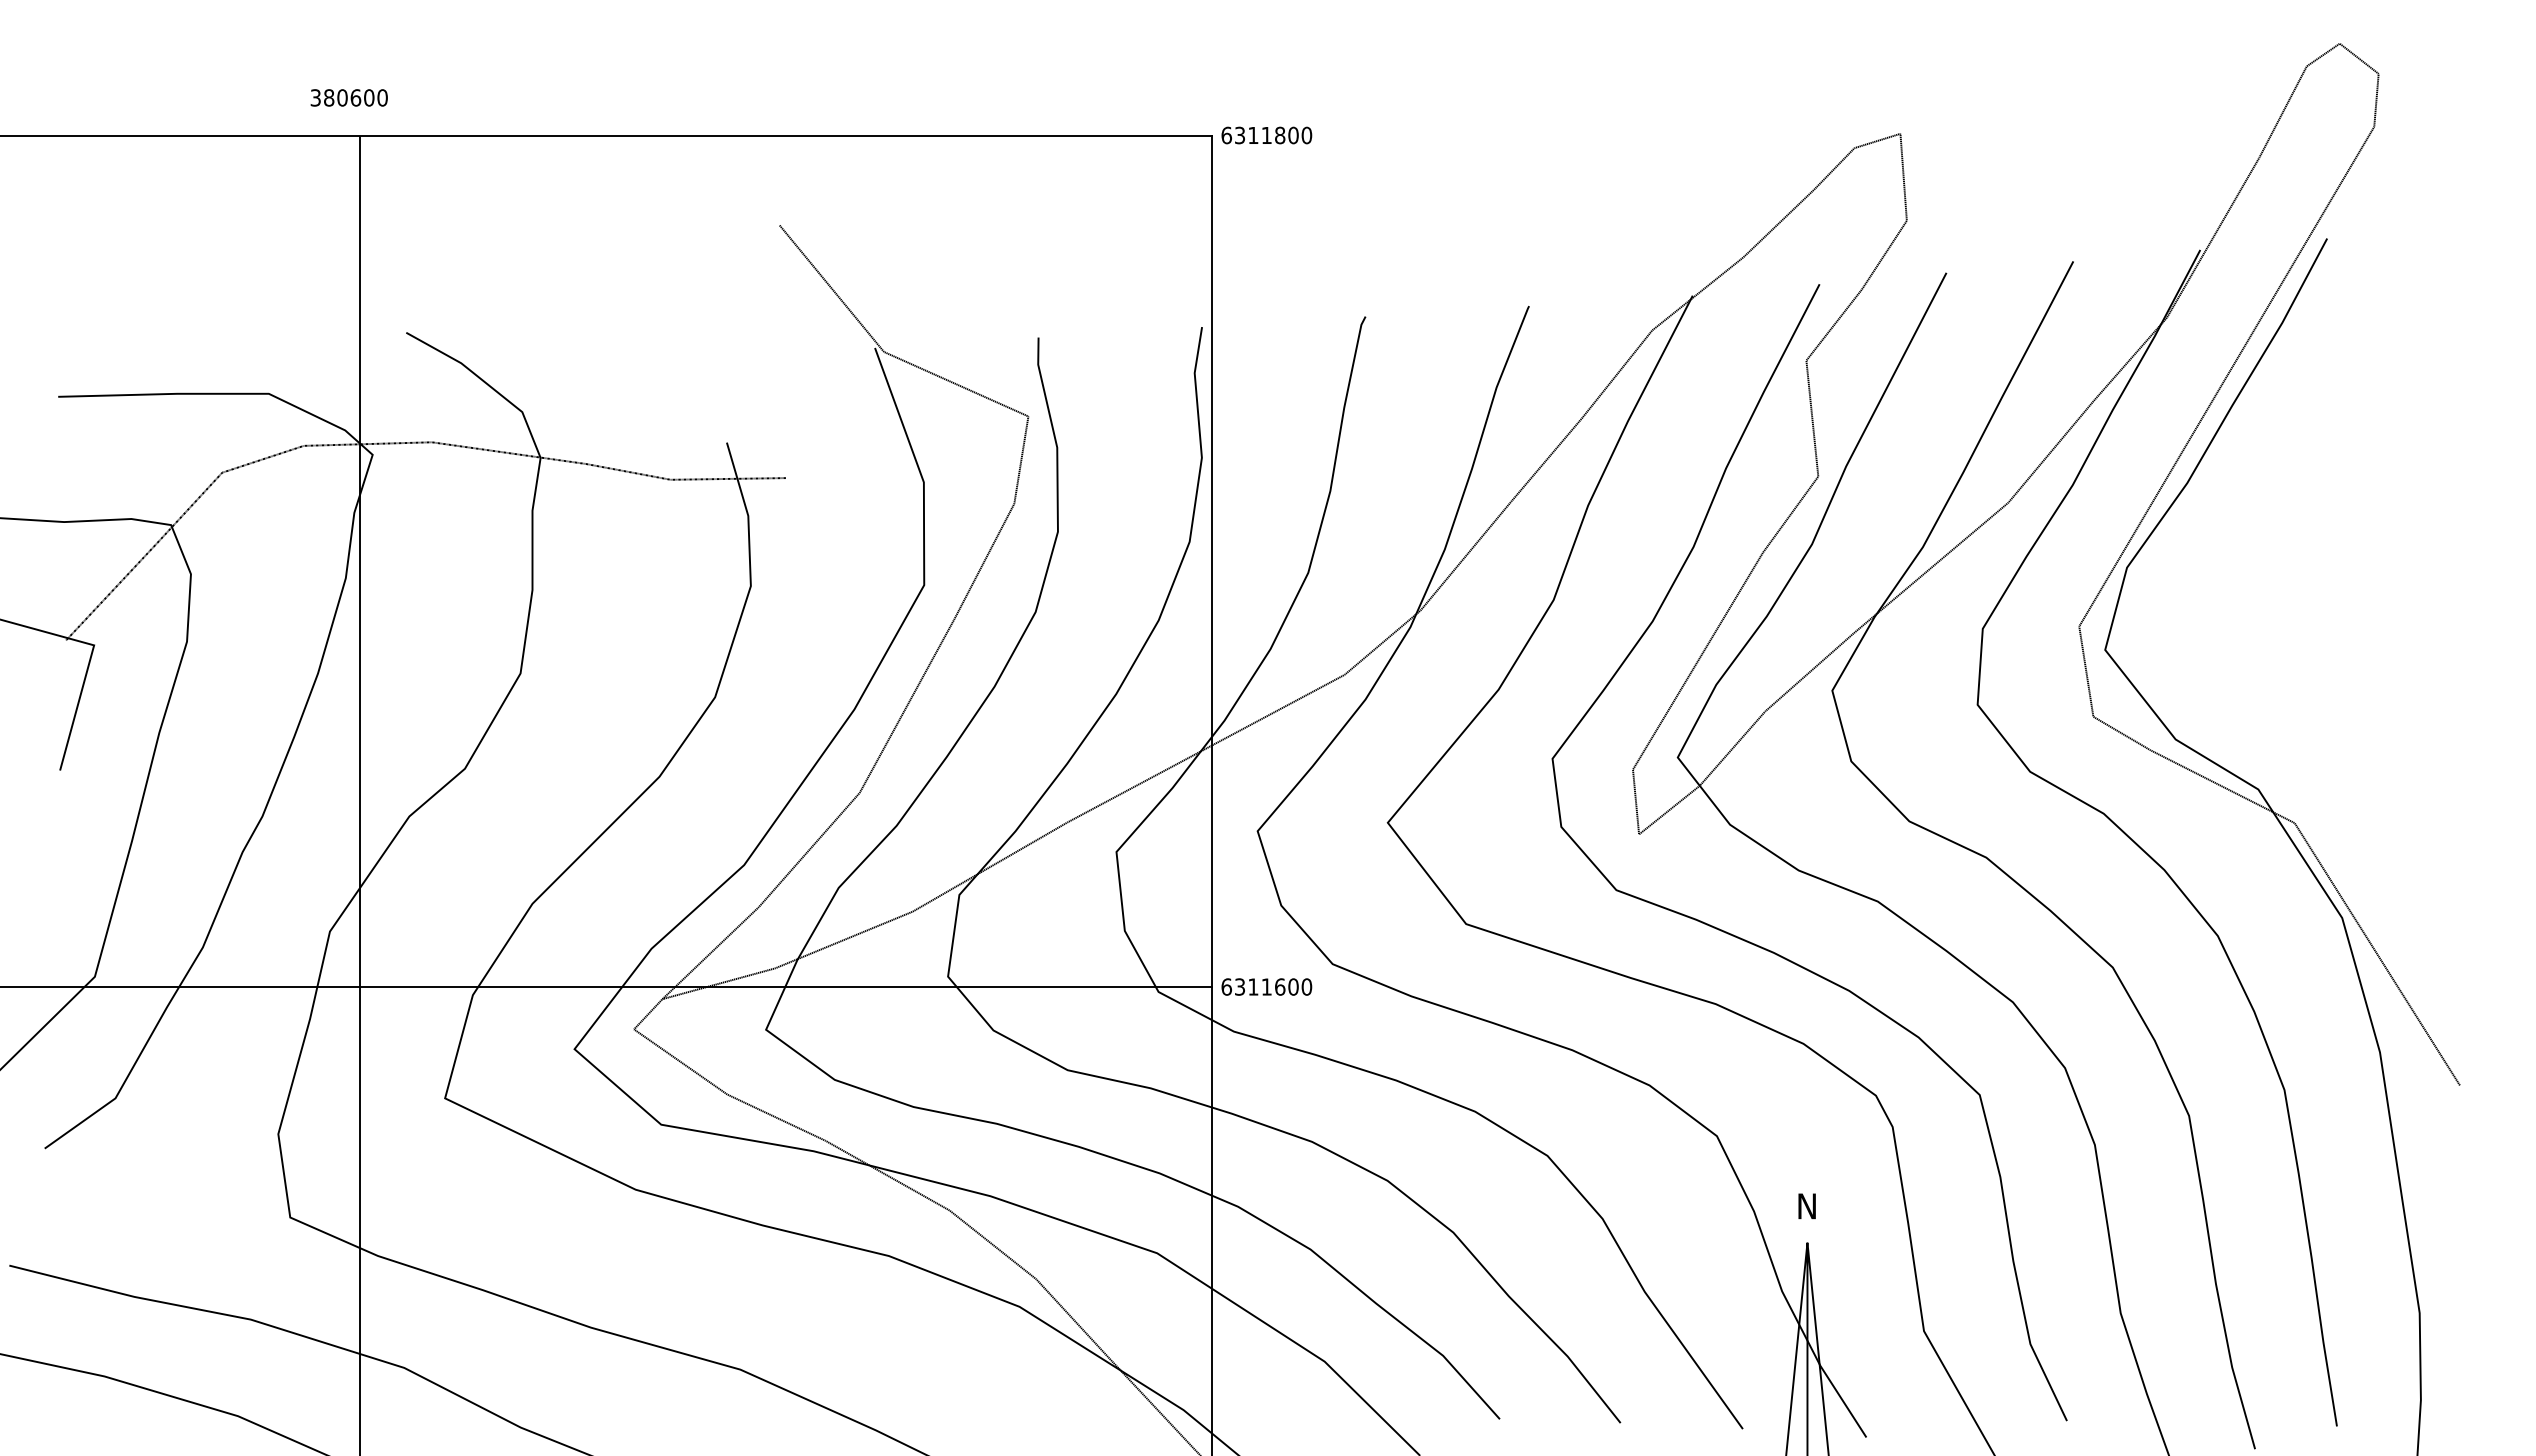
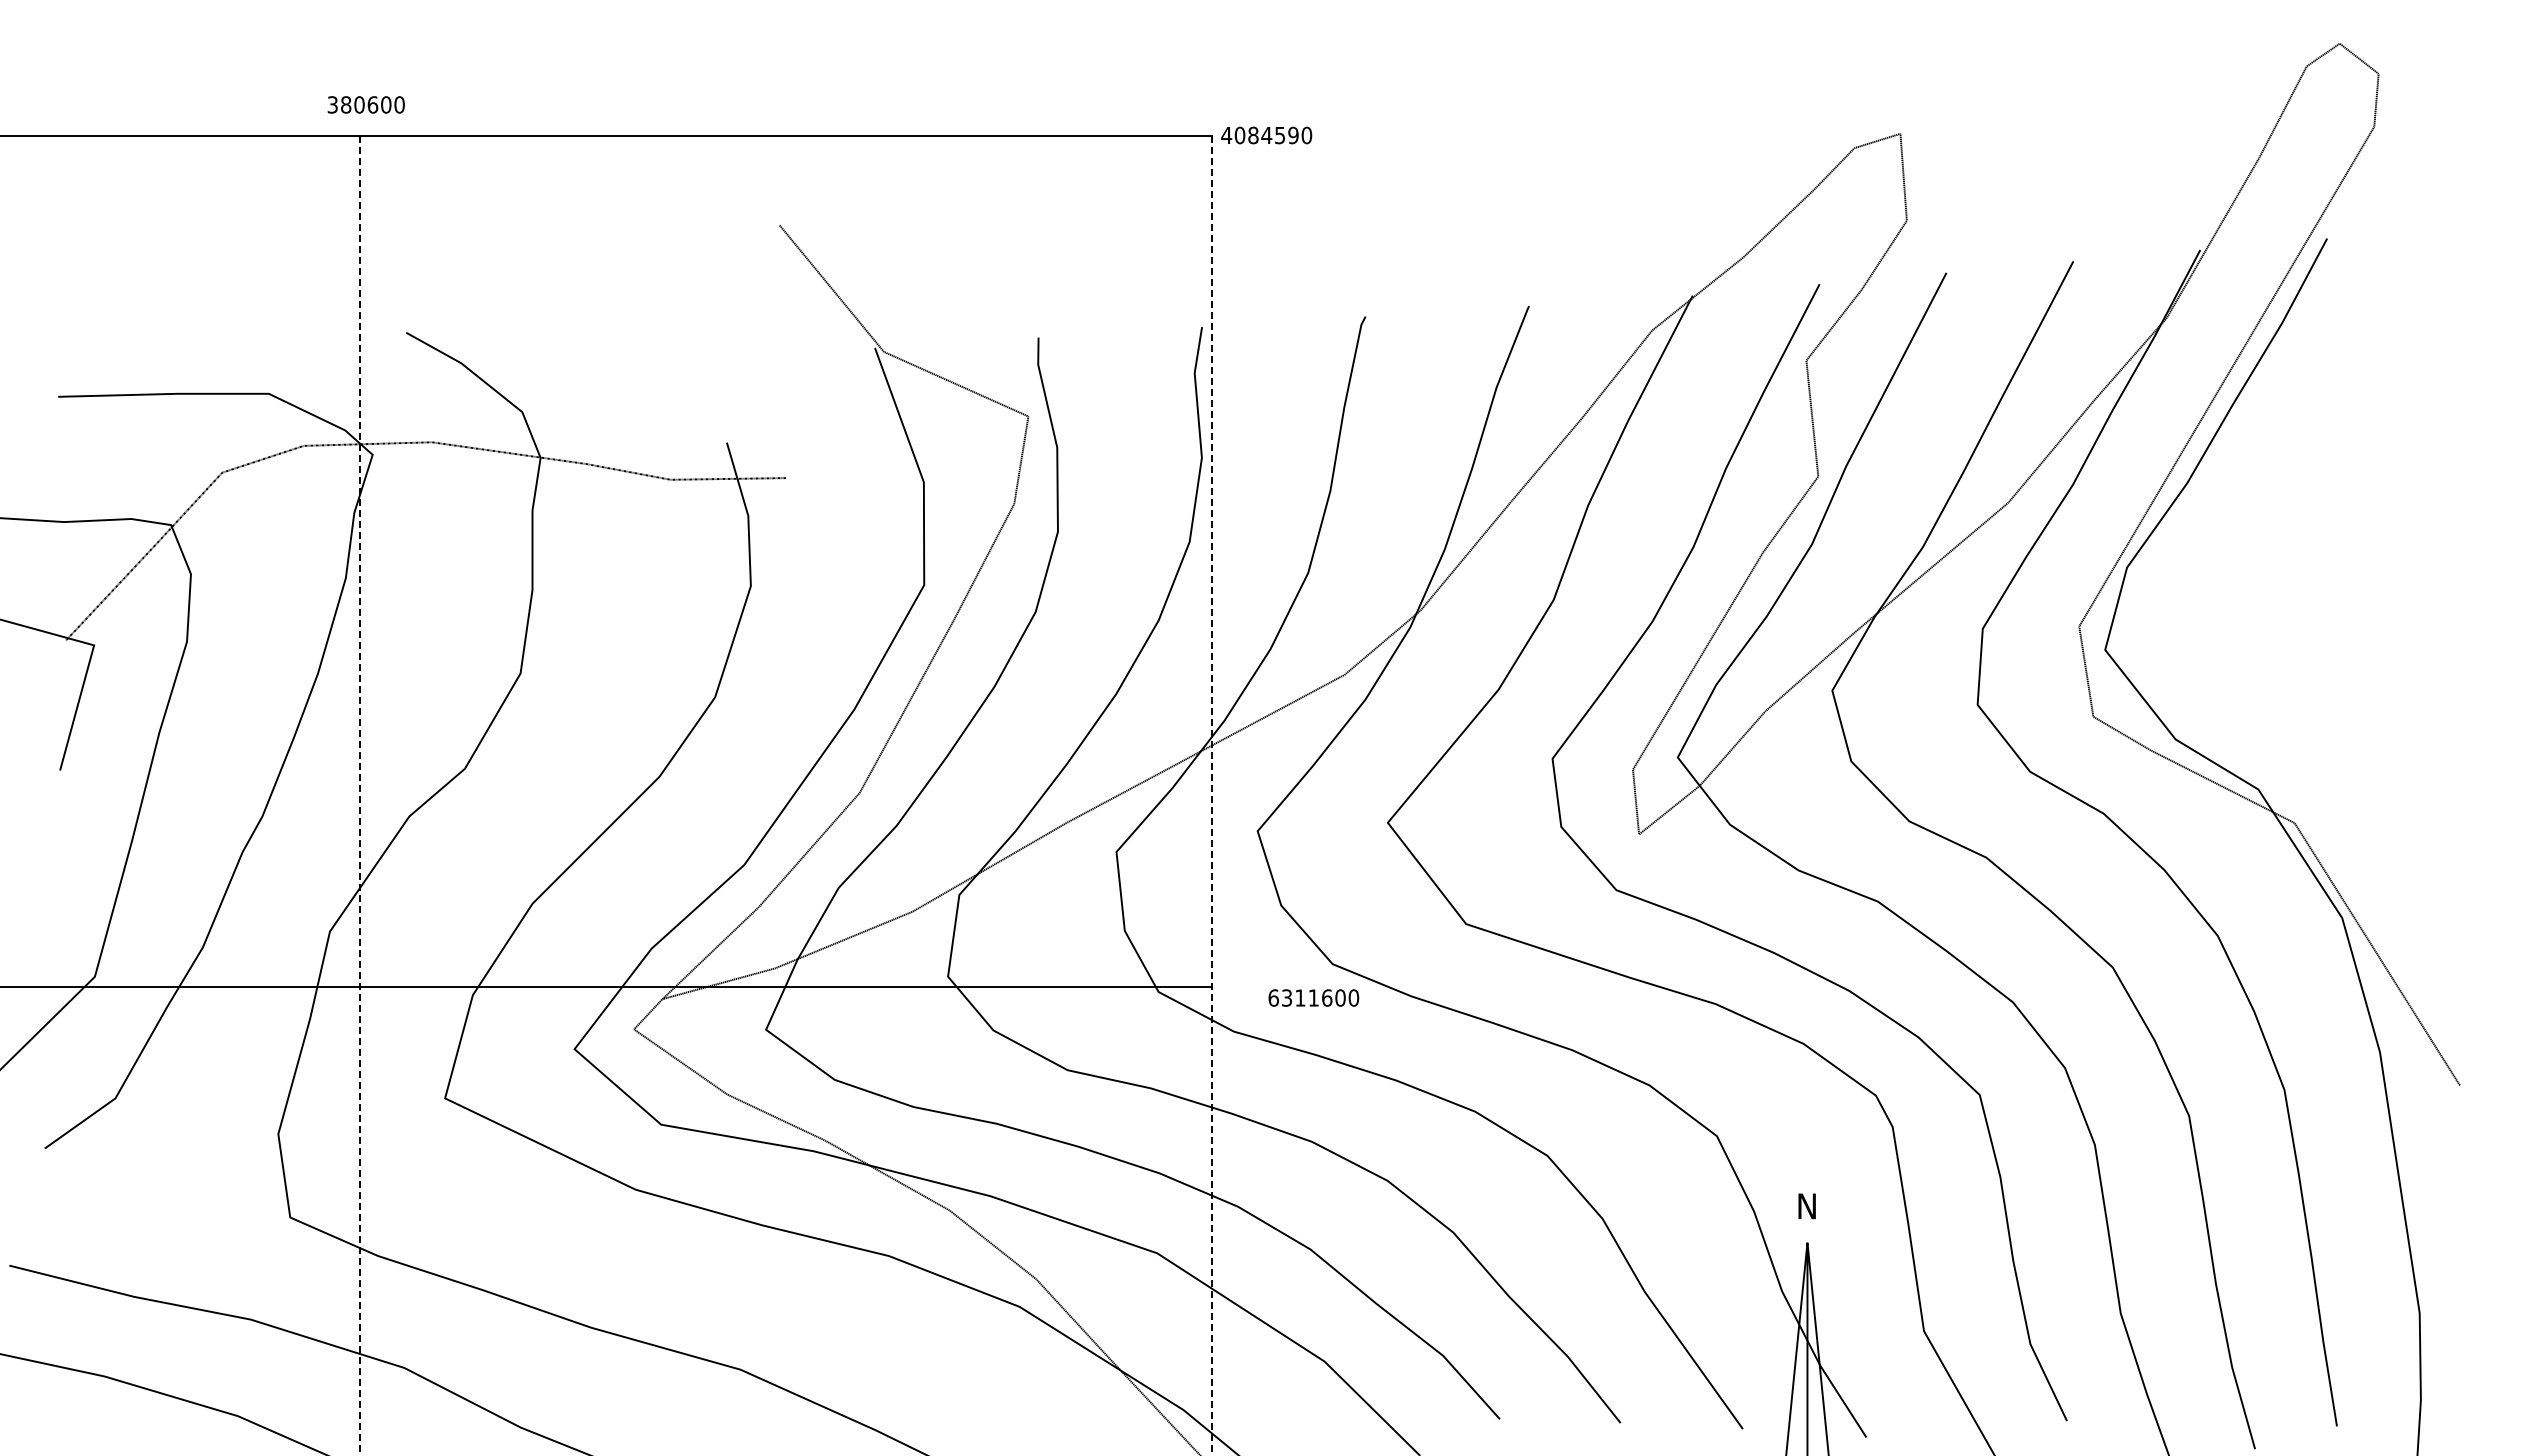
text position: (348, 97) -> (365, 104) (365, 104)
text: 6311800 -> 4084590 (1259, 135)
line: solid -> dashed (360, 795)
line: solid -> dashed (1211, 795)
text position: (1266, 986) -> (1313, 997) (1313, 997)
